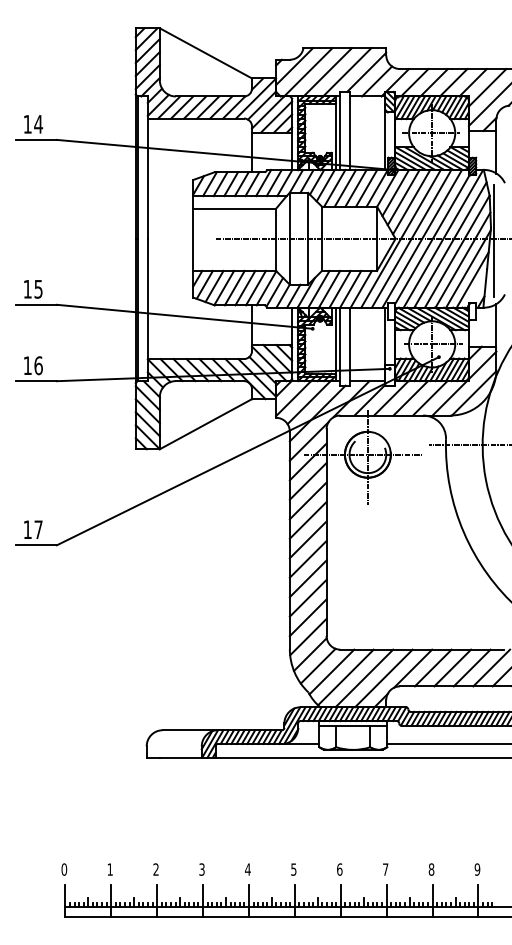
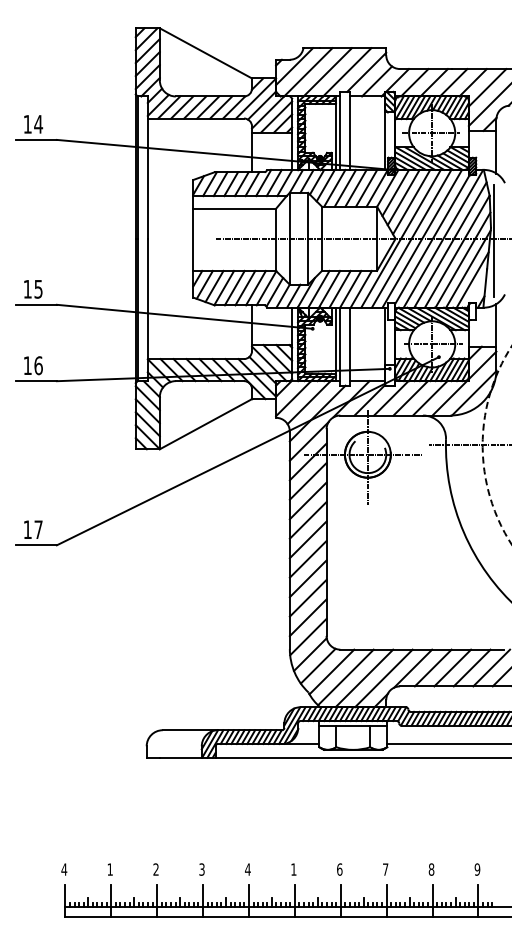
arc: solid -> dashed (482, 447)
text: 0 -> 4 (64, 869)
text: 5 -> 1 (293, 869)
